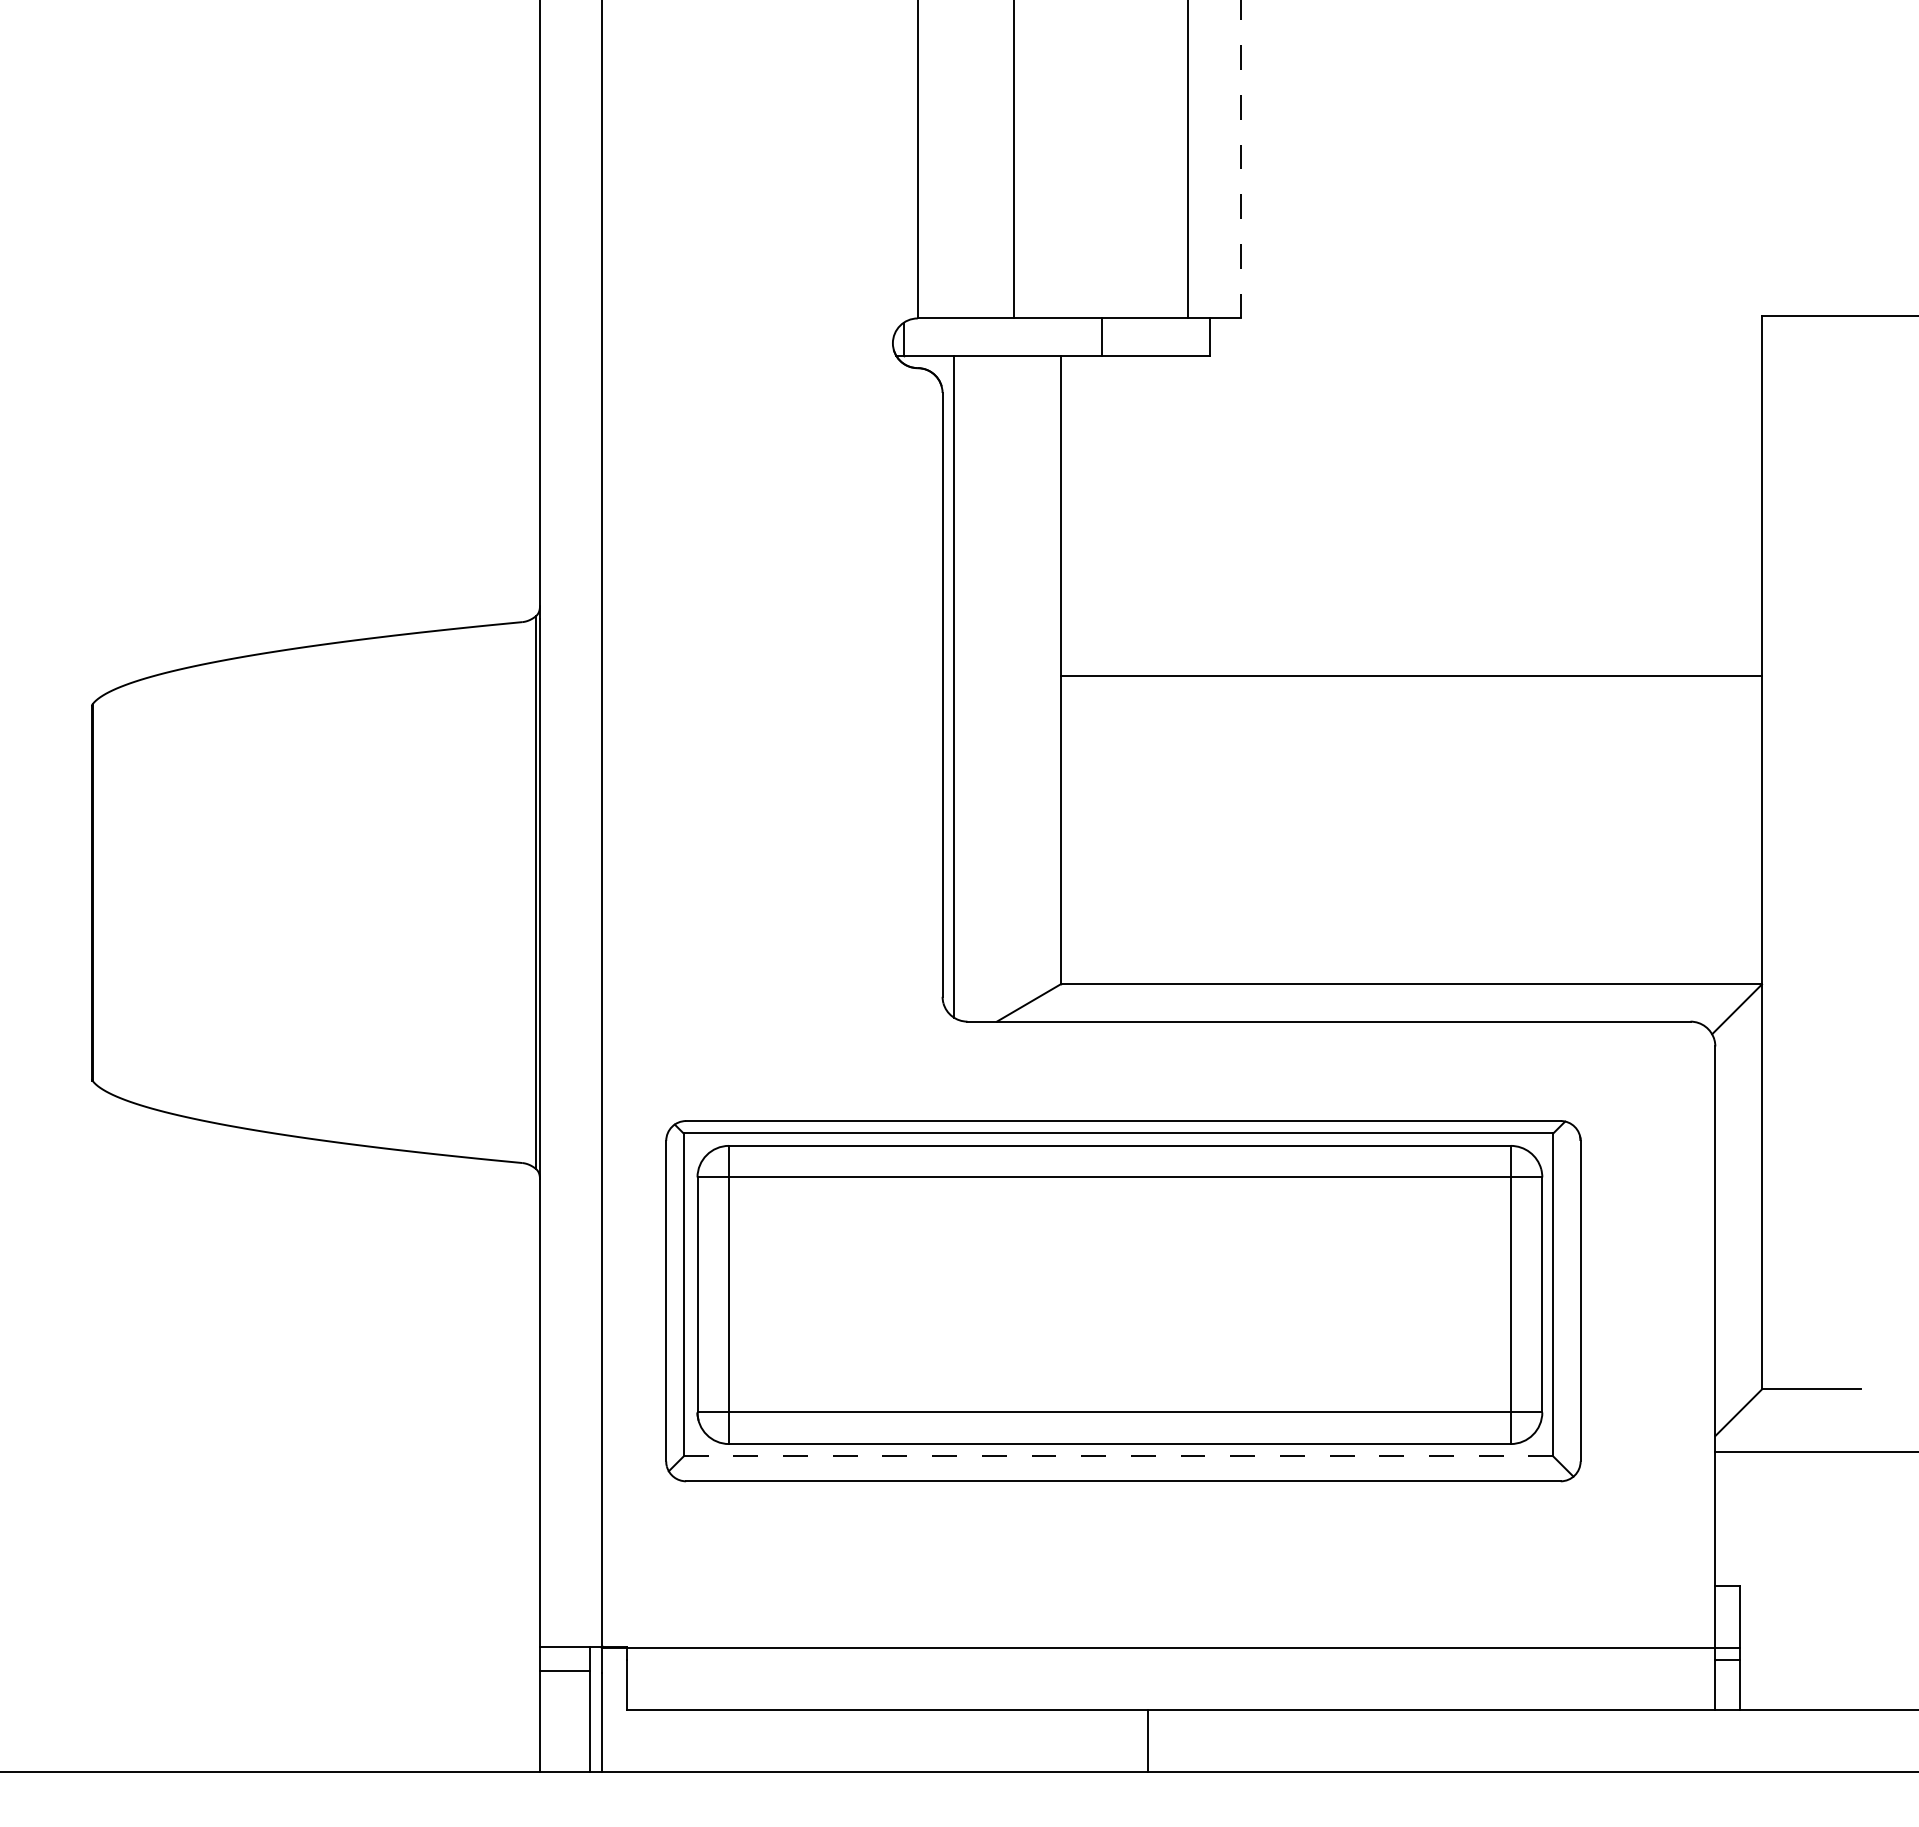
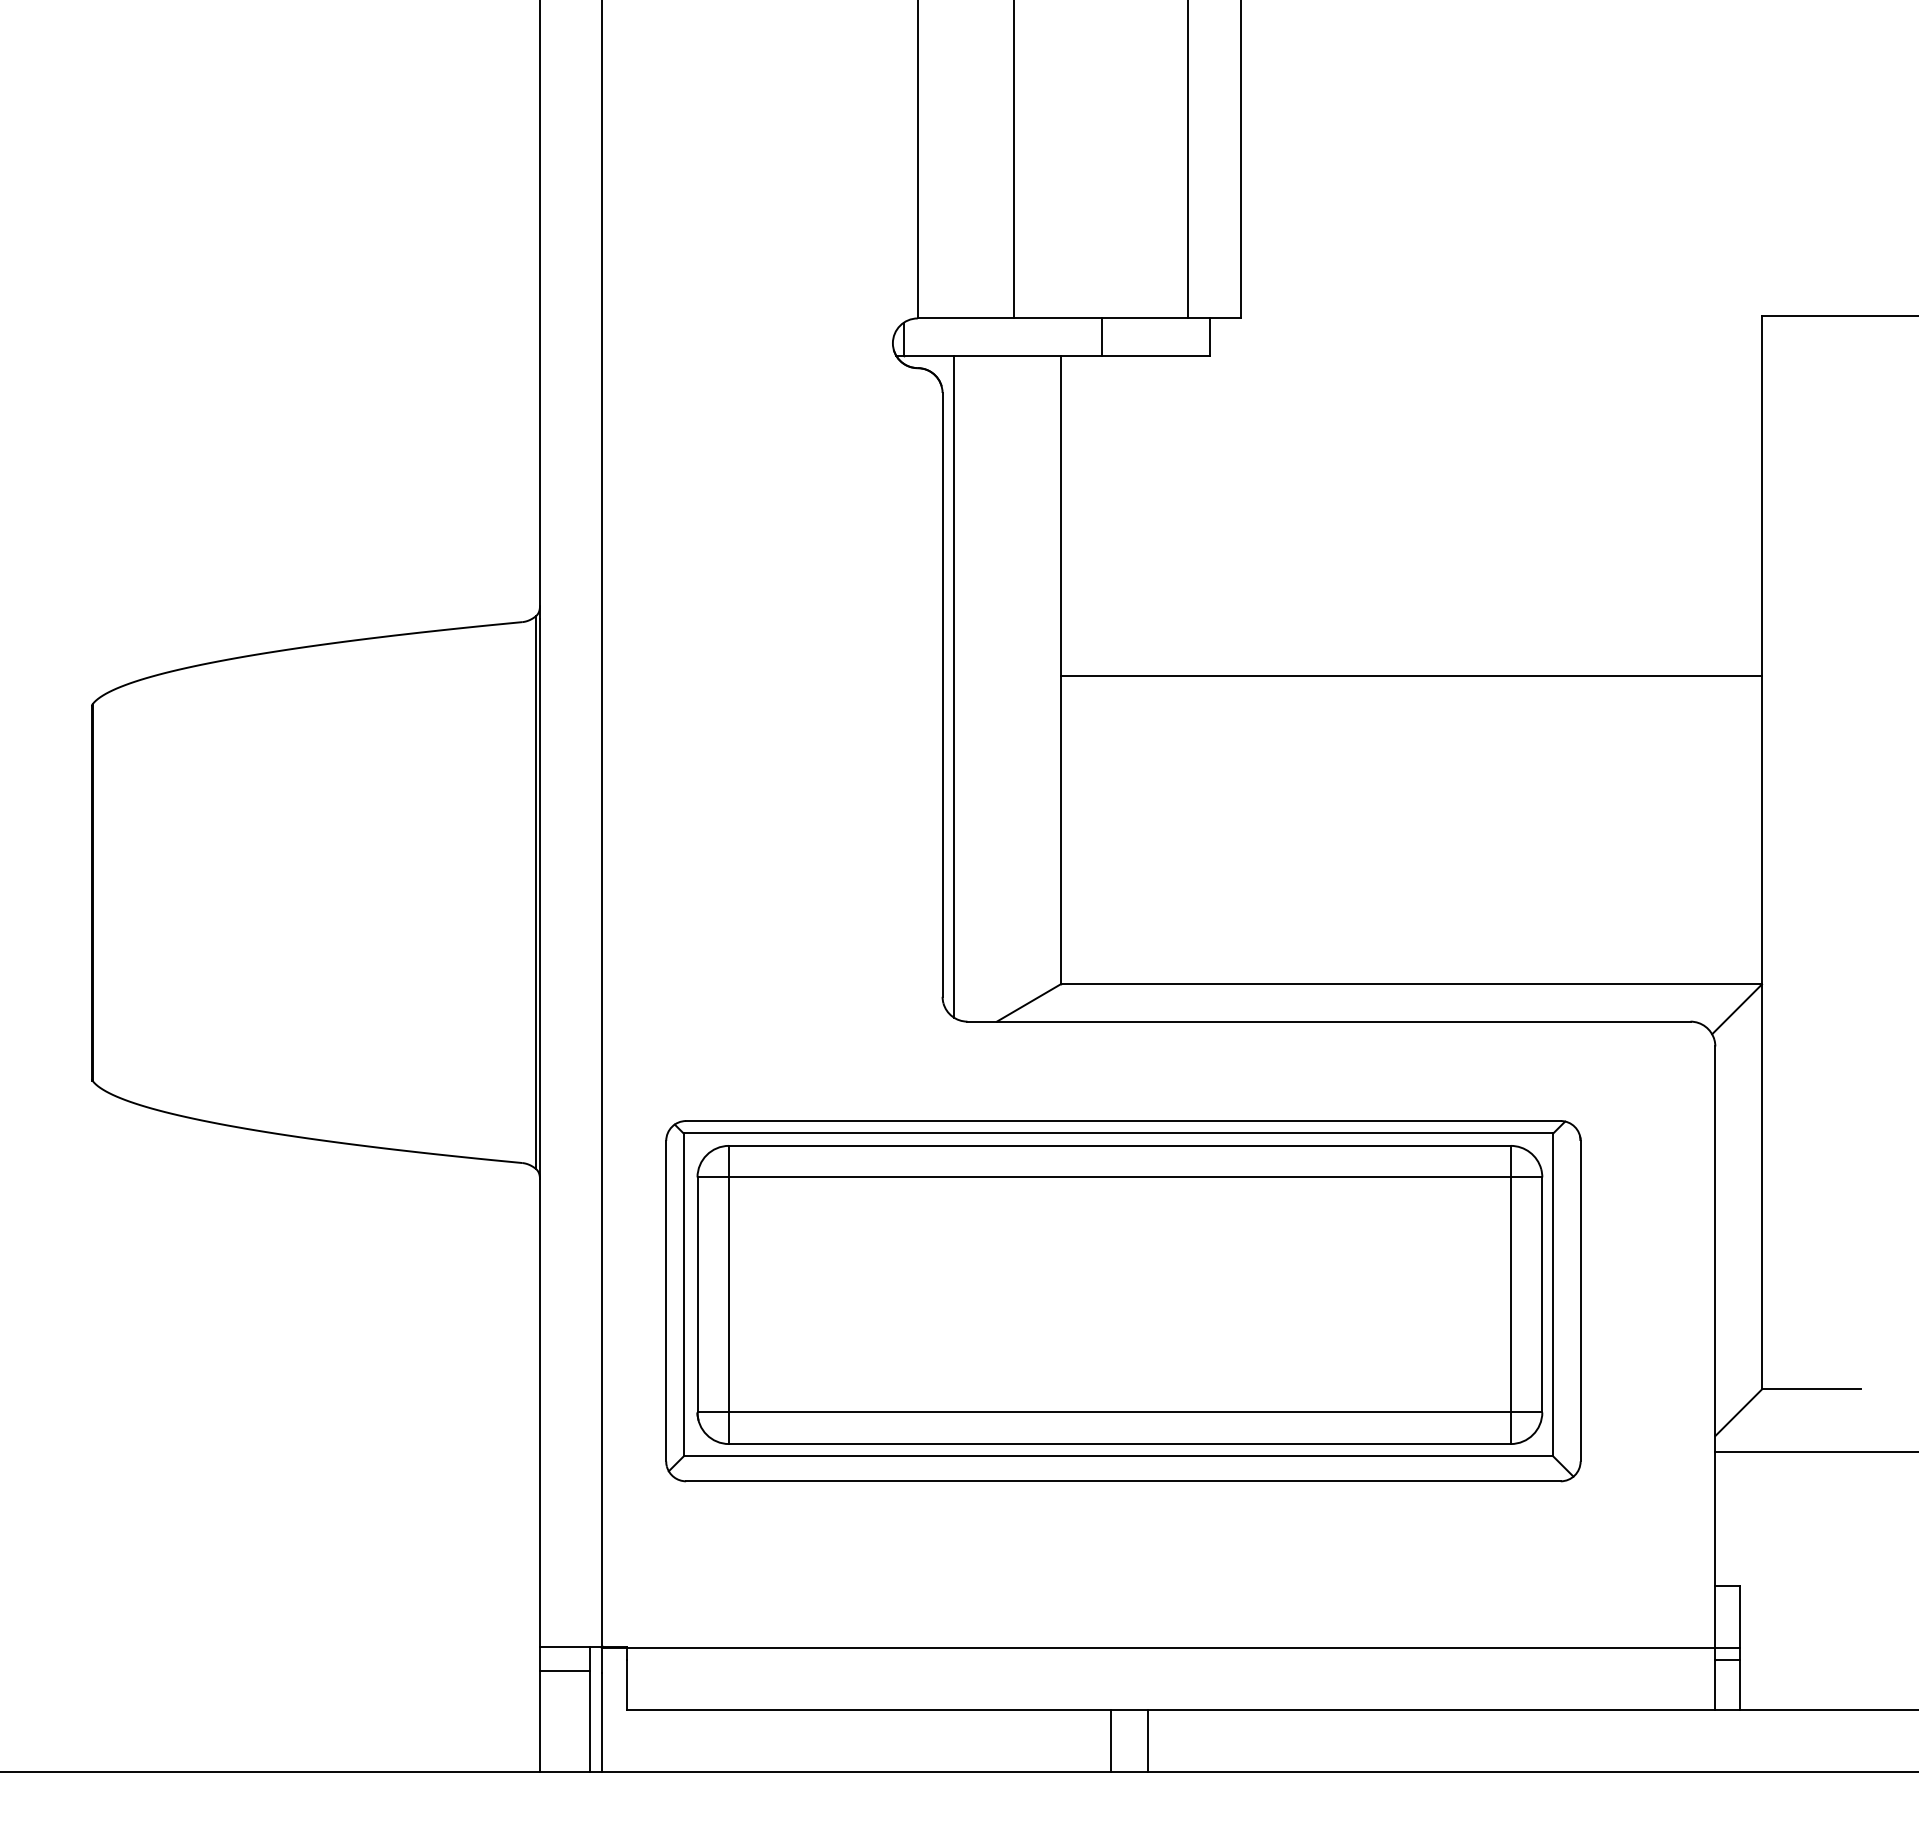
line: dashed -> solid (1240, 159)
line: dashed -> solid (1118, 1456)
line: none -> present (1111, 1740)
